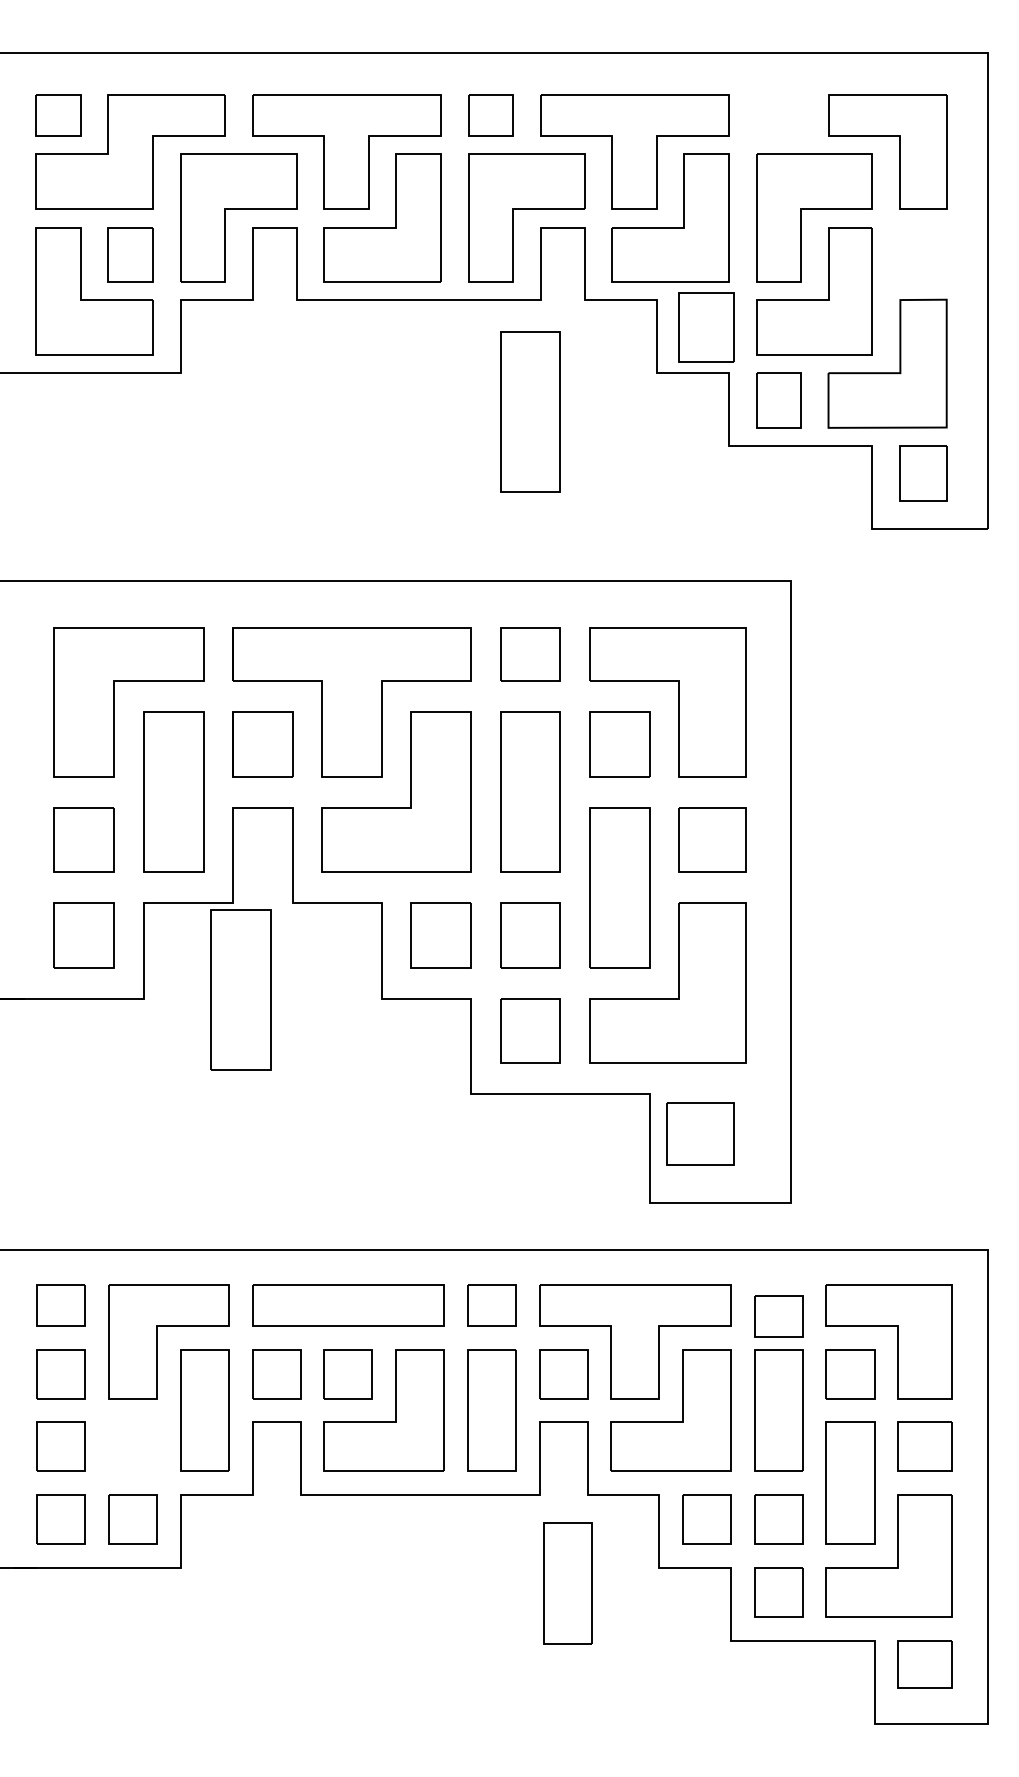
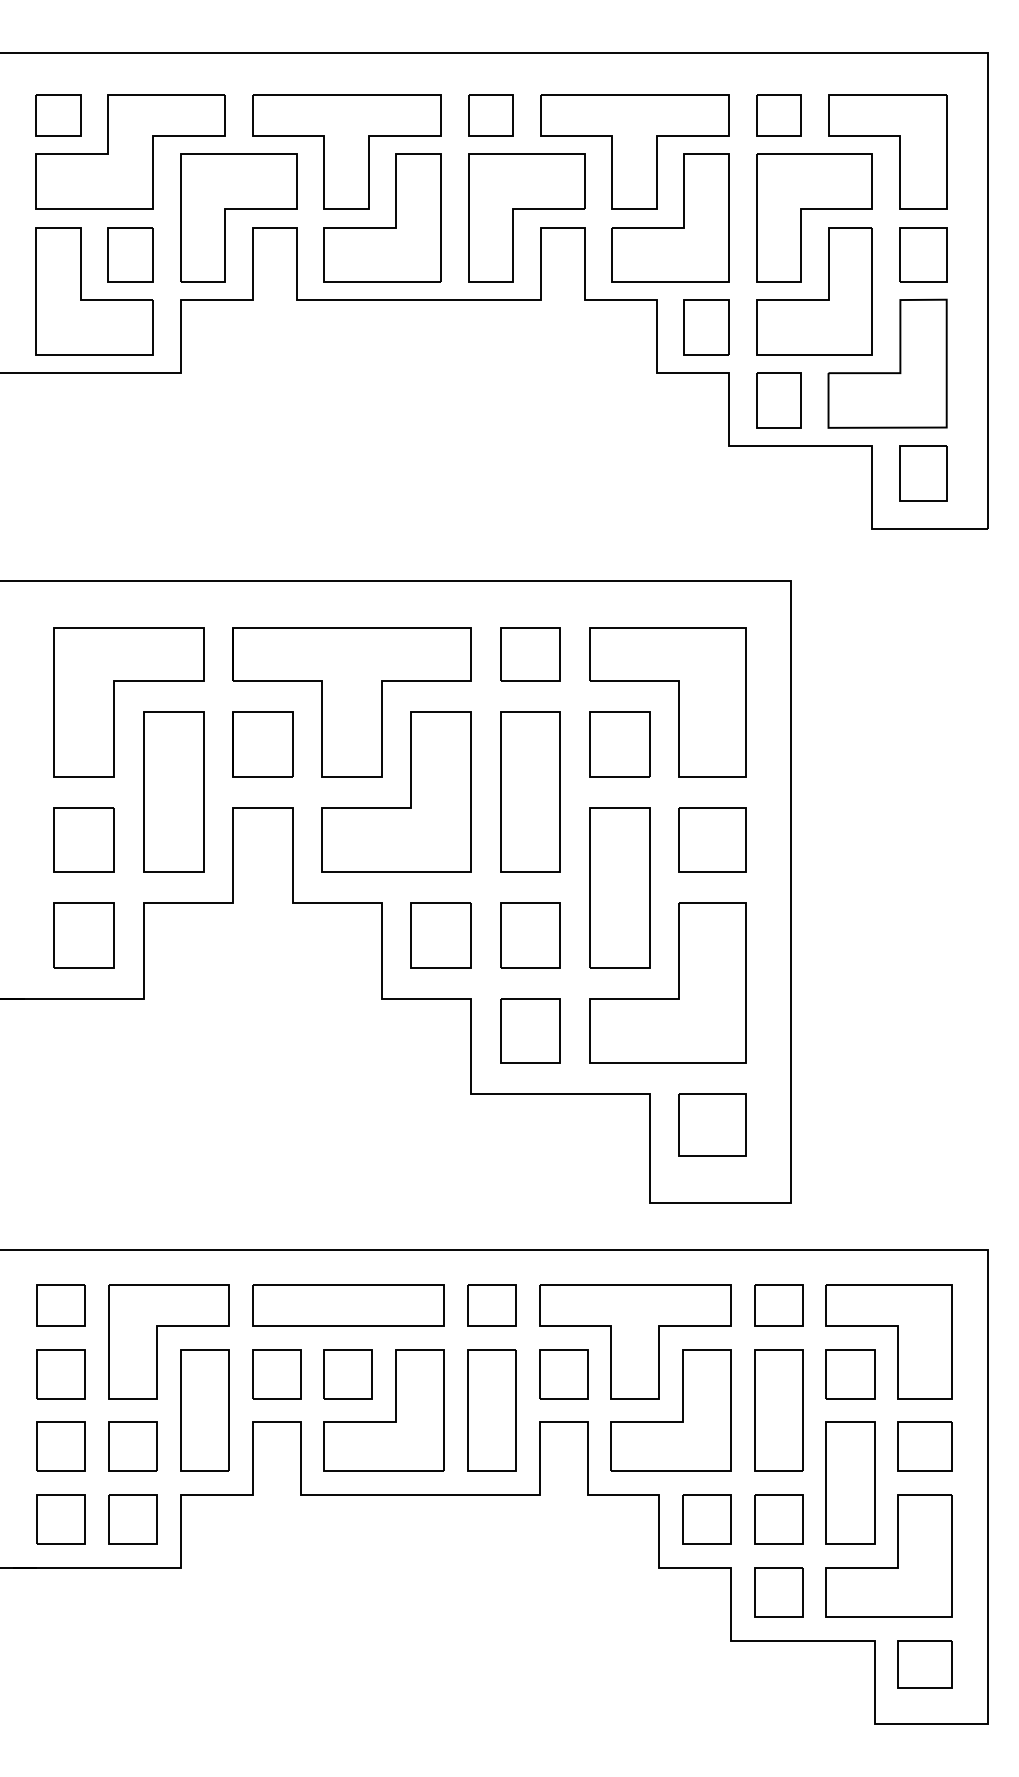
part: none -> present (778, 115)
part: none -> present (923, 254)
part size: 57x71 px -> 47x57 px (706, 327)
part: present -> none (530, 411)
part: present -> none (240, 989)
part position: (700, 1133) -> (712, 1124) (712, 1124)
part position: (778, 1316) -> (778, 1305) (778, 1305)
part: none -> present (132, 1446)
part: present -> none (567, 1583)
